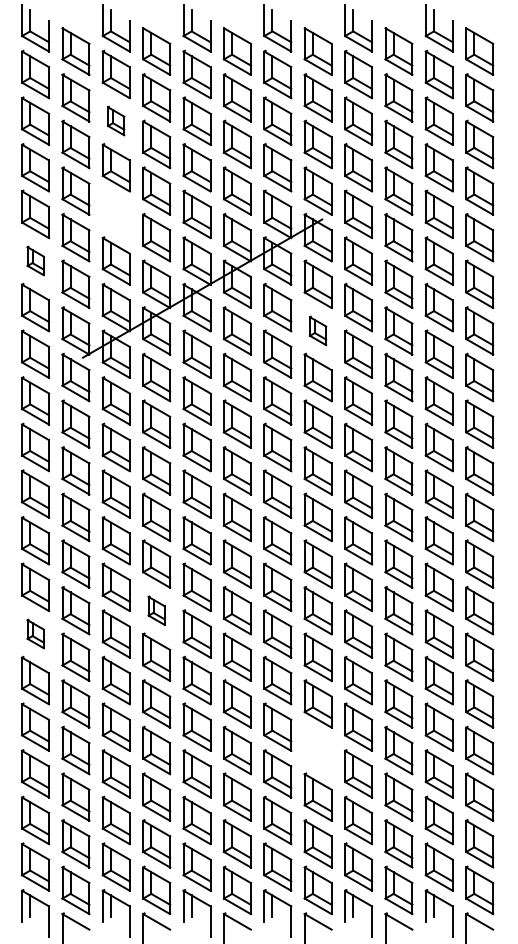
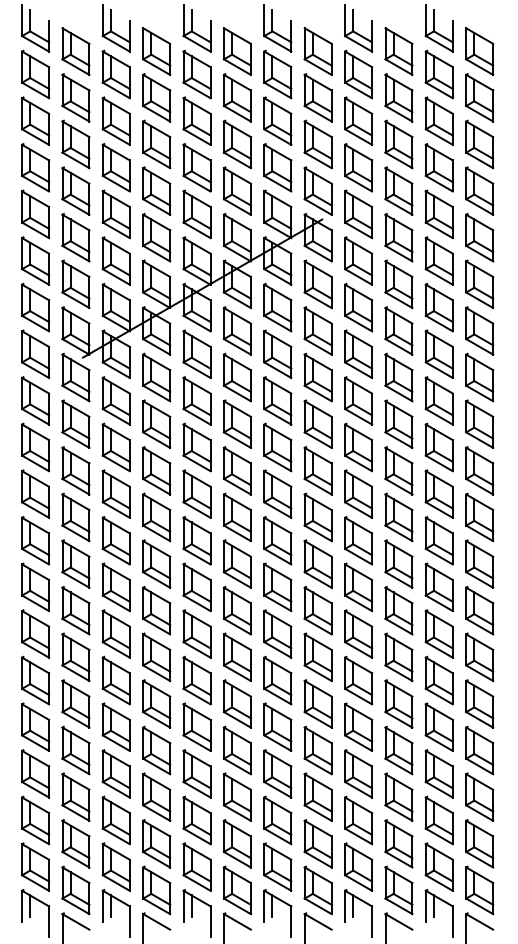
part size: 19x32 px -> 30x50 px (115, 120)
part: none -> present (115, 213)
part size: 19x32 px -> 30x50 px (35, 260)
part size: 19x32 px -> 30x50 px (317, 330)
part size: 19x31 px -> 30x50 px (156, 610)
part size: 19x32 px -> 30x50 px (35, 633)
part: none -> present (317, 750)
